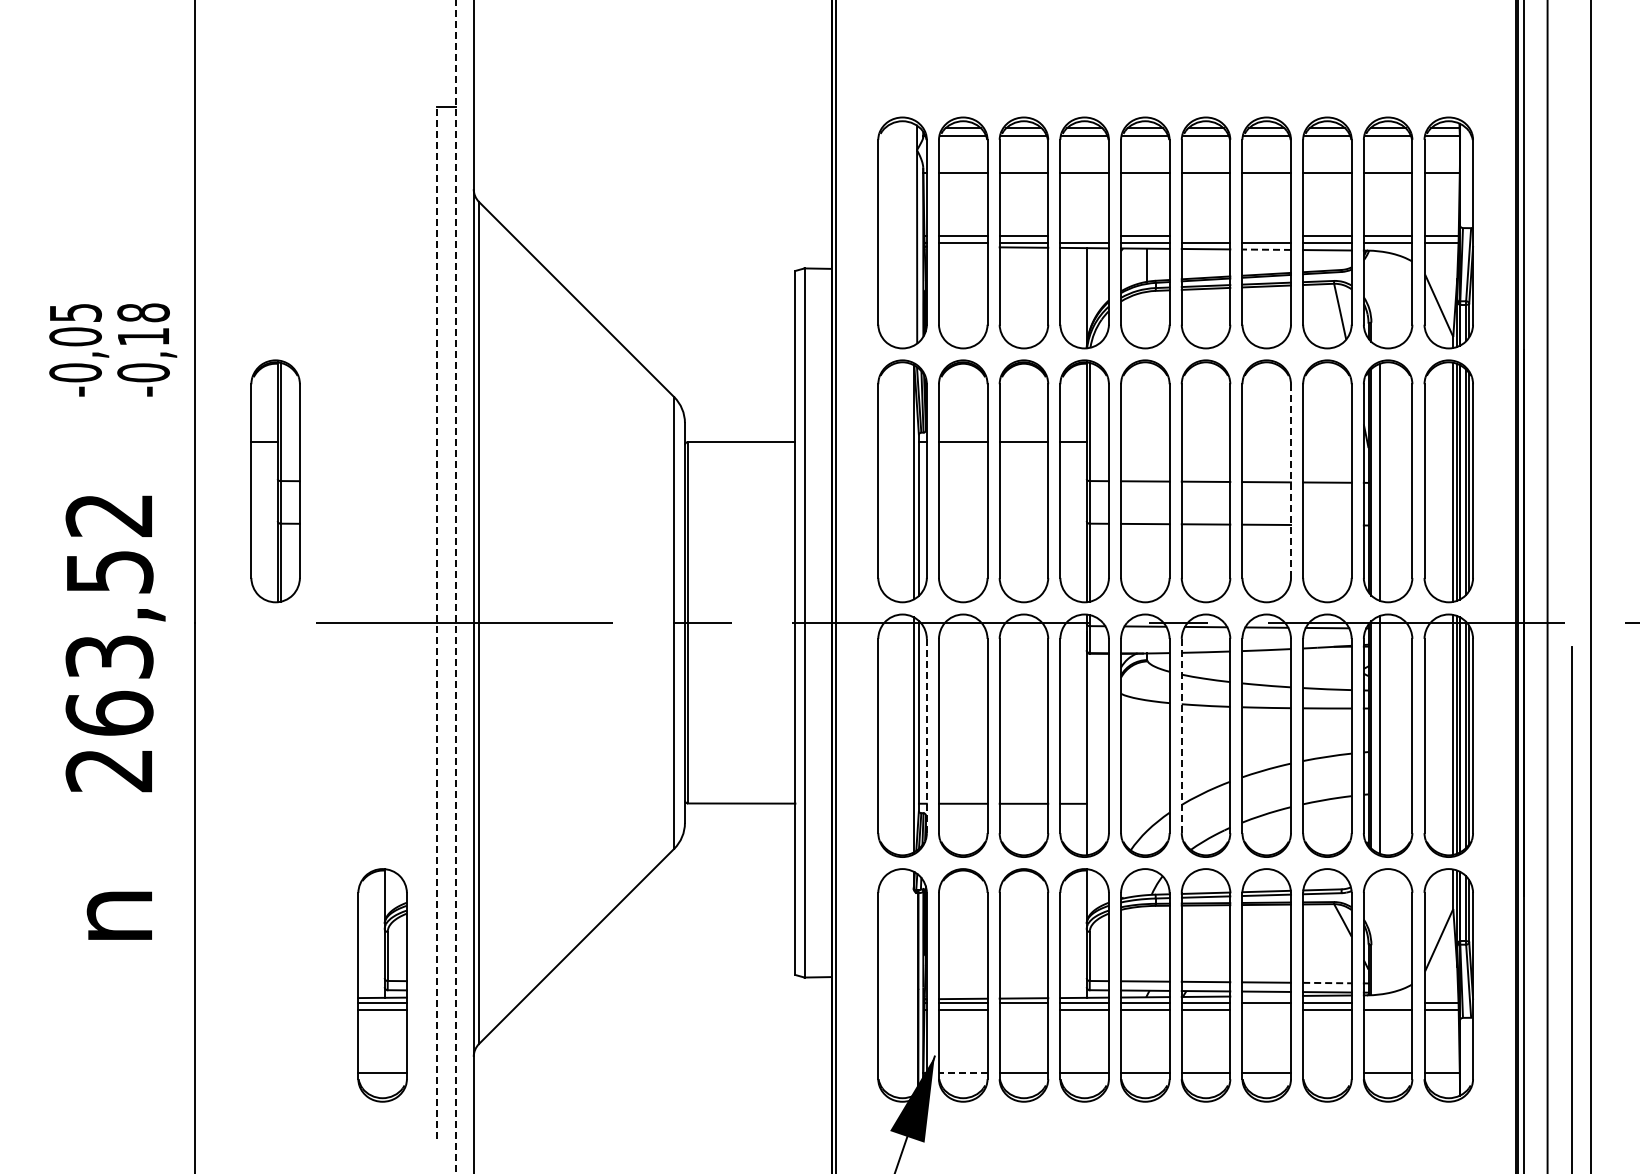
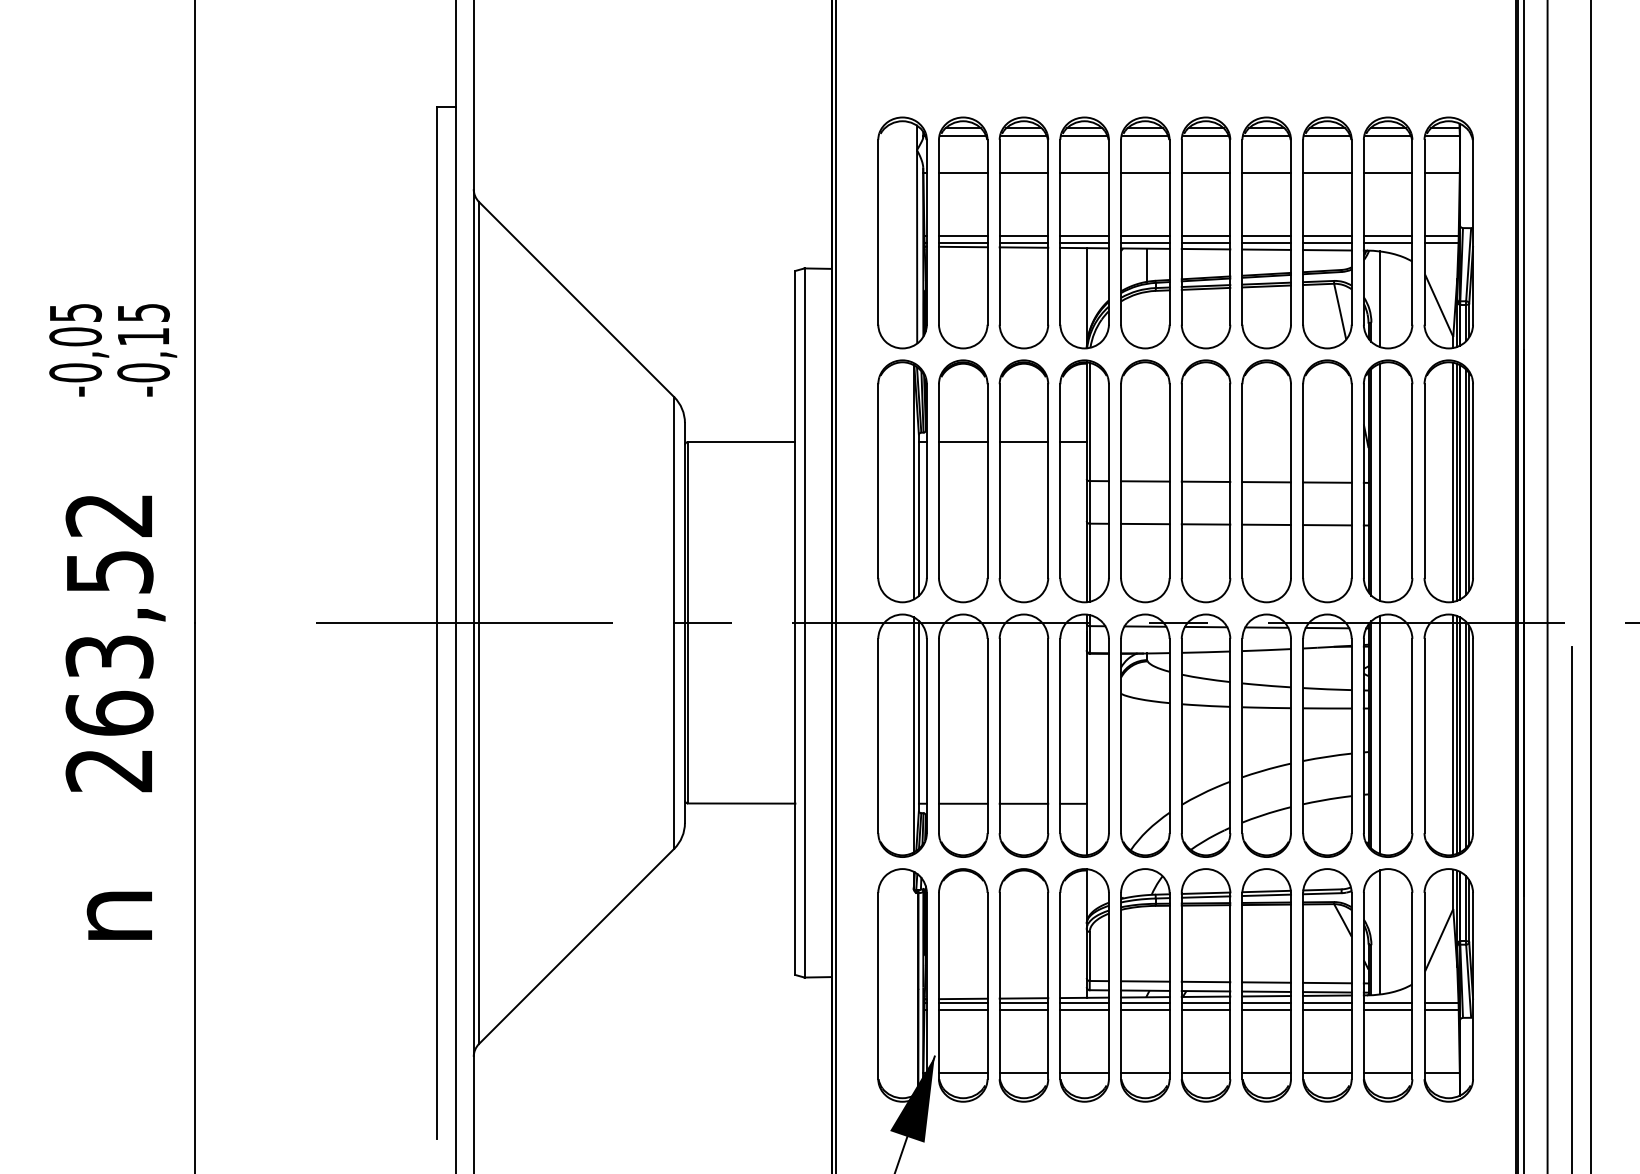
line: none -> present (1084, 236)
line: none -> present (1205, 236)
line: none -> present (1266, 236)
line: none -> present (962, 246)
line: dashed -> solid (1266, 249)
line: none -> present (1380, 299)
text: -0,18 -> -0,15 (143, 312)
part: present -> none (275, 481)
line: dashed -> solid (1291, 481)
line: none -> present (1327, 525)
line: dashed -> solid (455, 587)
line: dashed -> solid (437, 622)
line: dashed -> solid (926, 735)
line: dashed -> solid (1181, 736)
line: none -> present (1380, 932)
line: dashed -> solid (1327, 983)
part: present -> none (382, 985)
line: none -> present (1266, 996)
line: none -> present (1387, 1003)
line: none -> present (1023, 1009)
line: none -> present (1266, 1009)
line: dashed -> solid (962, 1073)
line: none -> present (1327, 1073)
